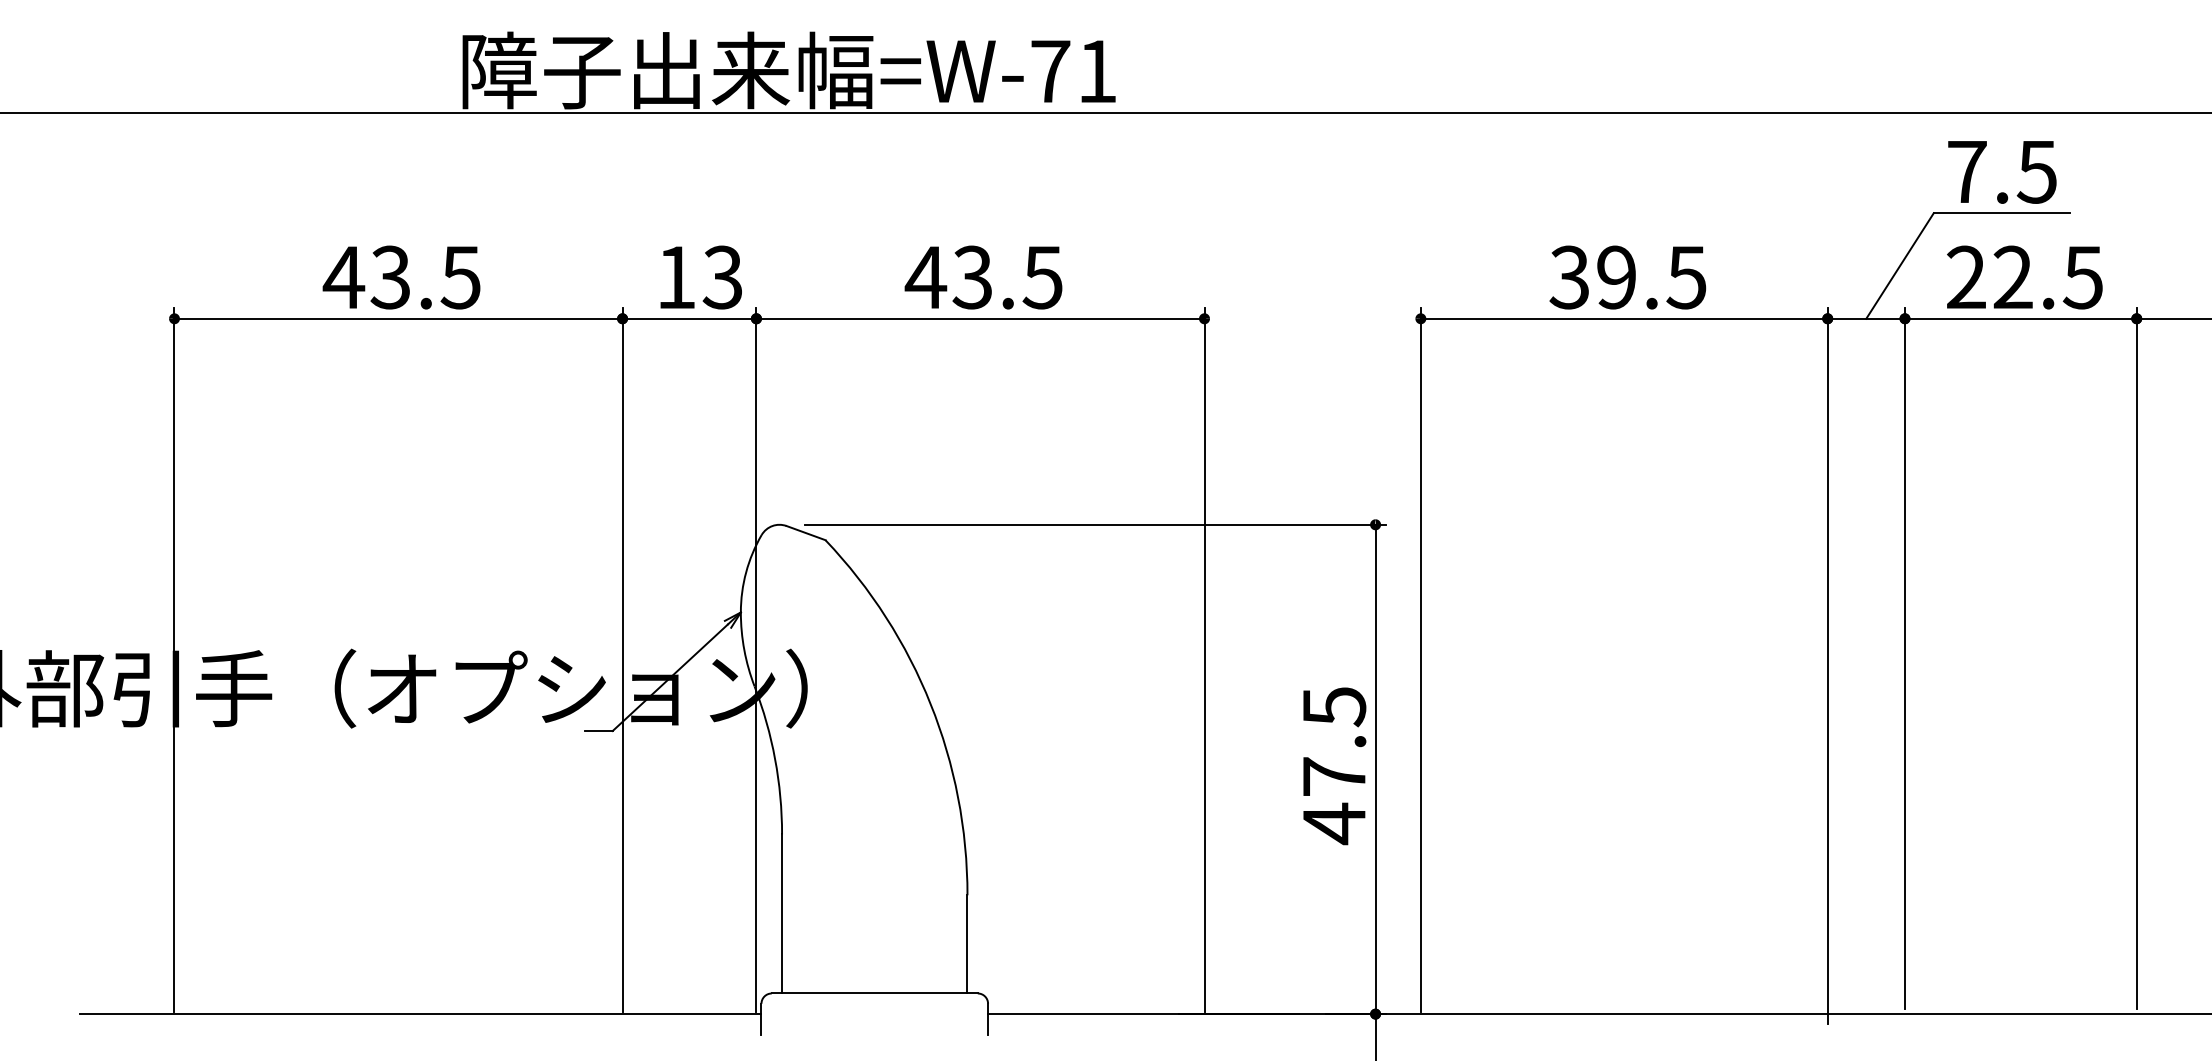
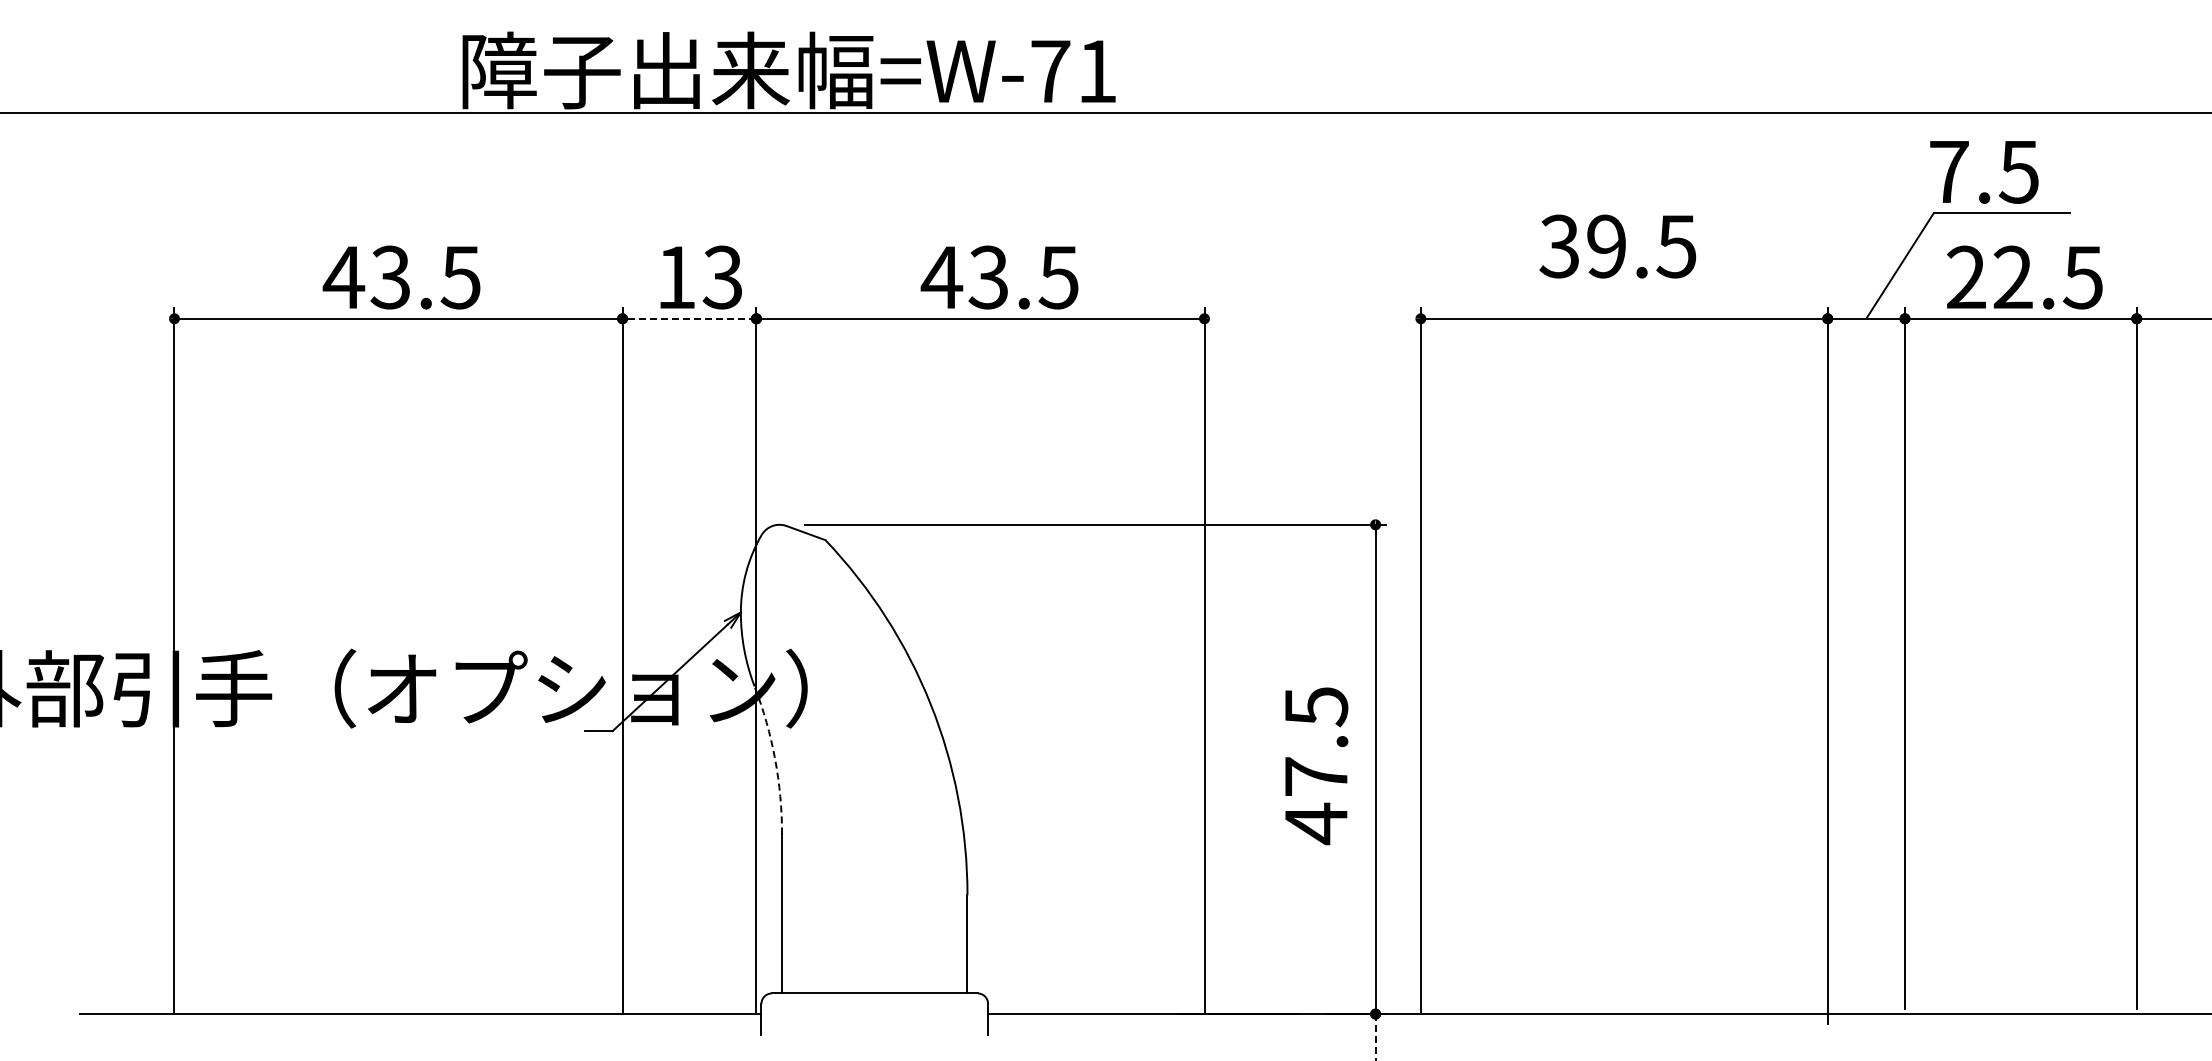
text position: (2002, 172) -> (1984, 172) (1984, 172)
text position: (983, 277) -> (999, 277) (999, 277)
text position: (1627, 277) -> (1617, 246) (1617, 246)
line: solid -> dashed (689, 318)
arc: solid -> dashed (775, 759)
text position: (1334, 766) -> (1316, 766) (1316, 766)
line: solid -> dashed (1375, 1037)
